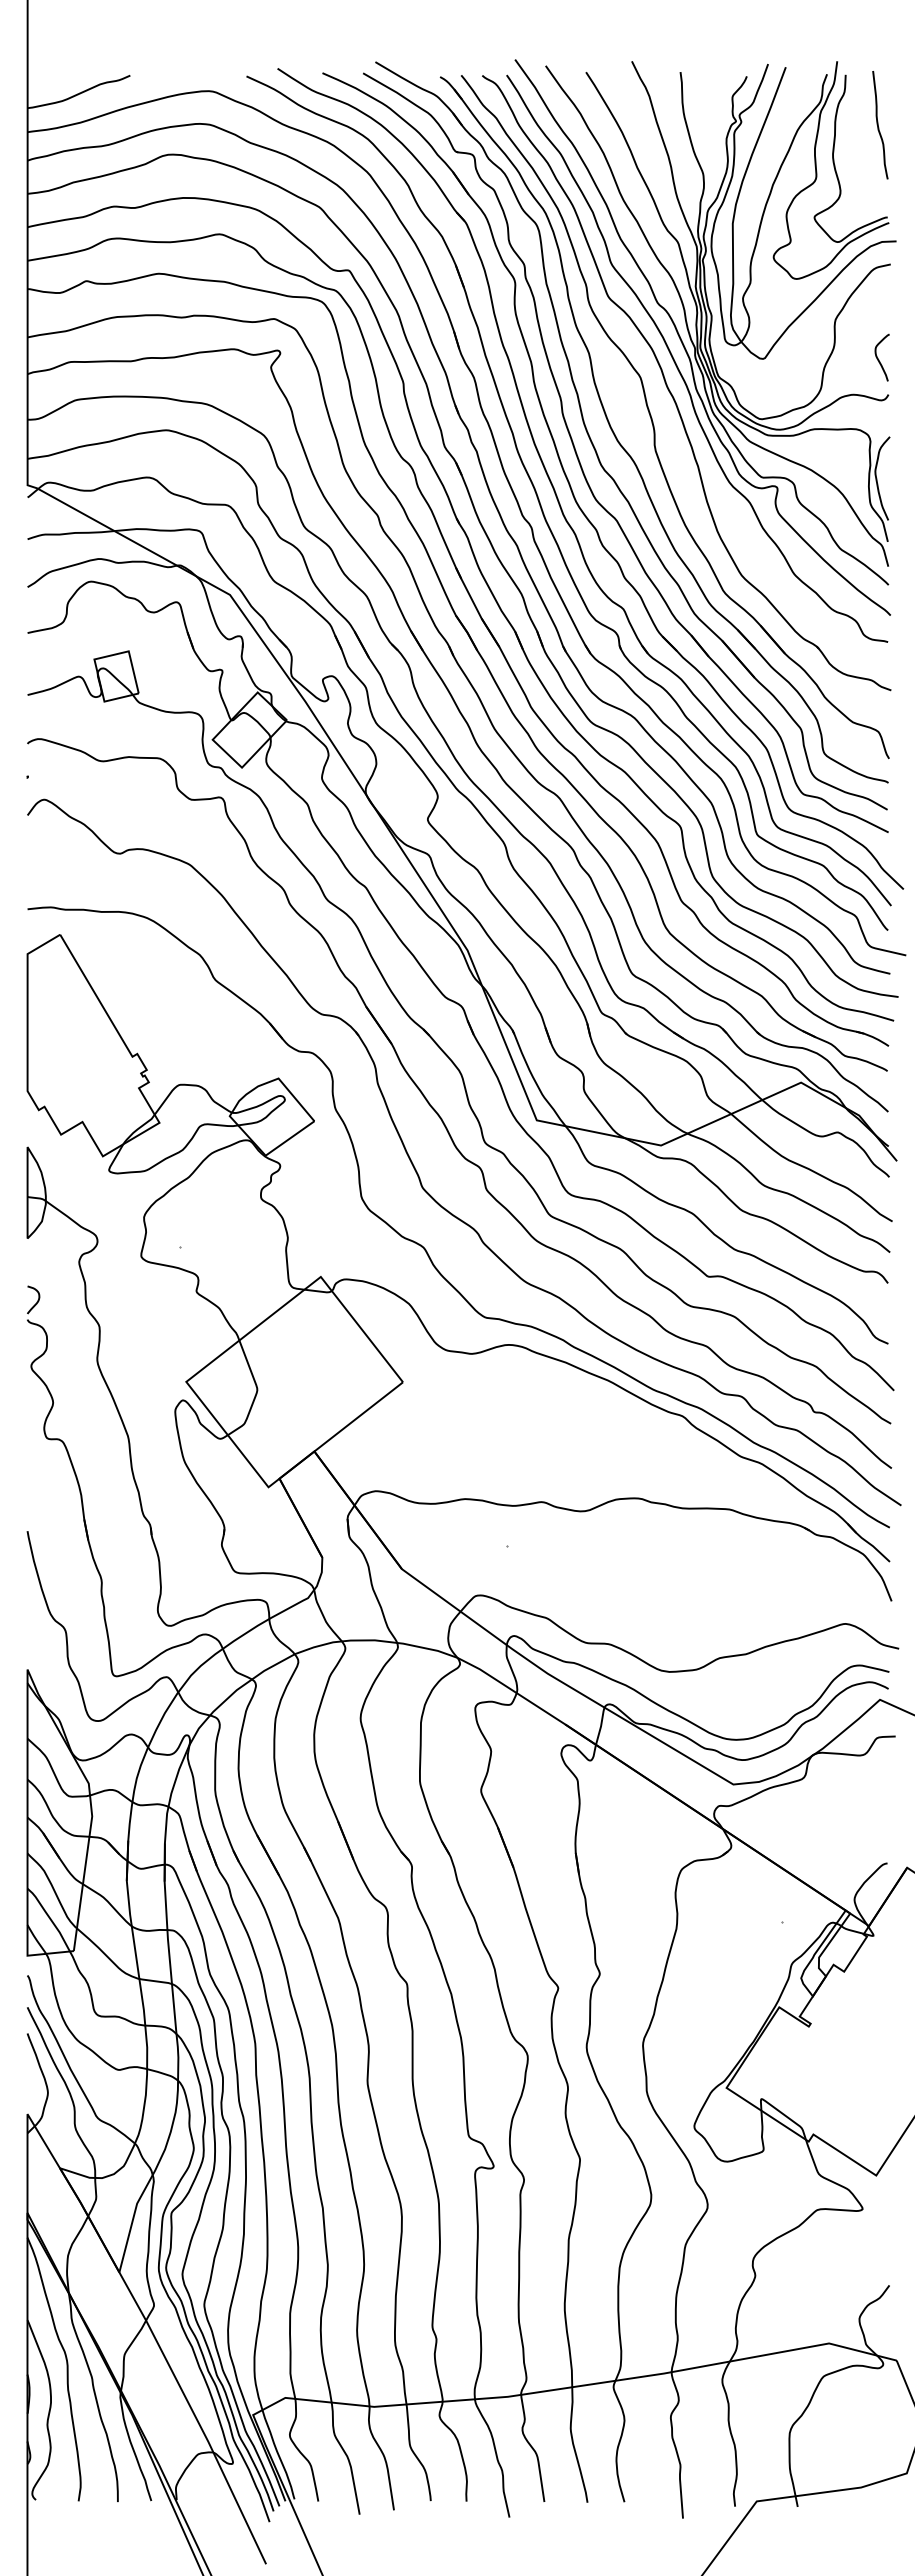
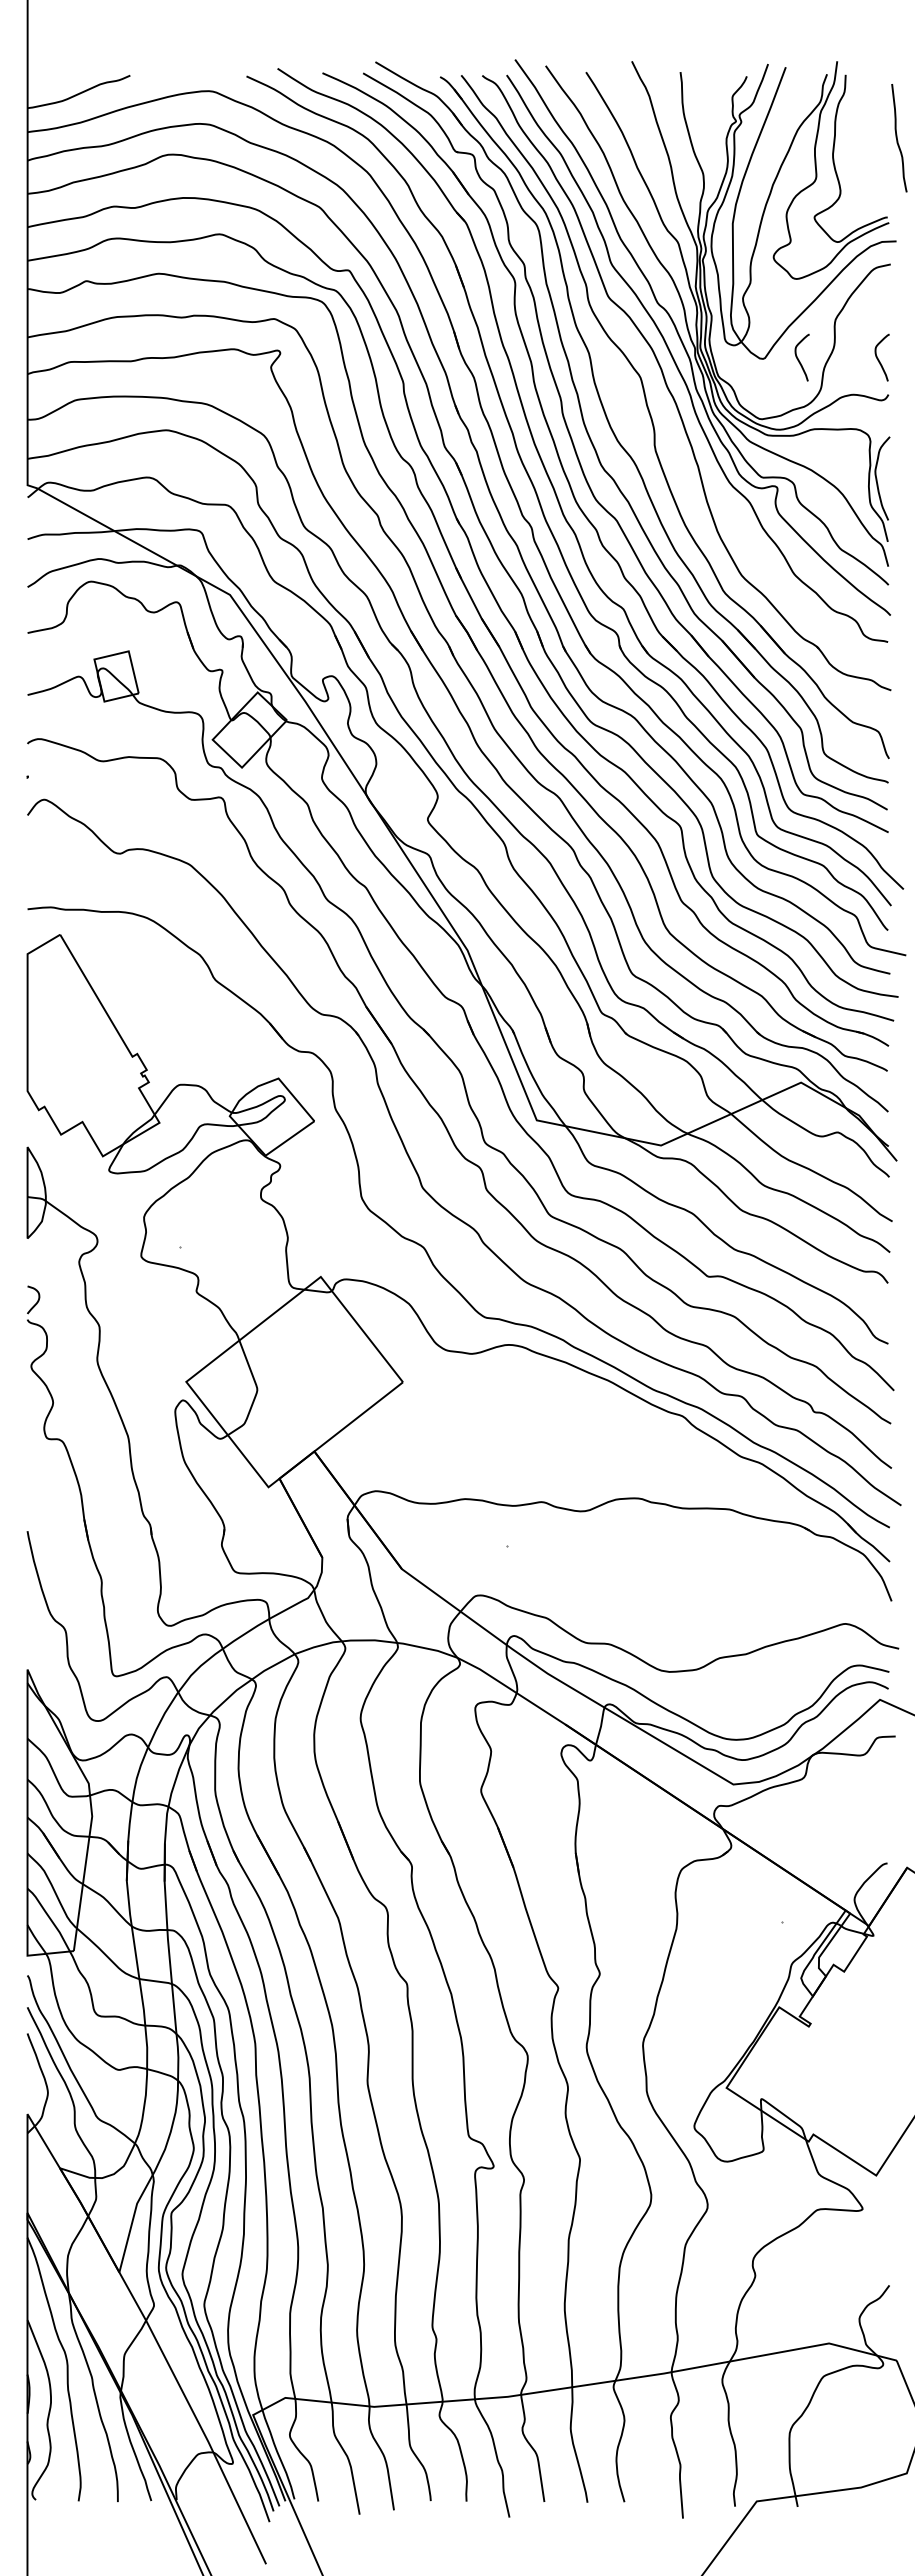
curve position: (878, 125) -> (897, 138) (897, 138)
curve: none -> present (799, 359)
